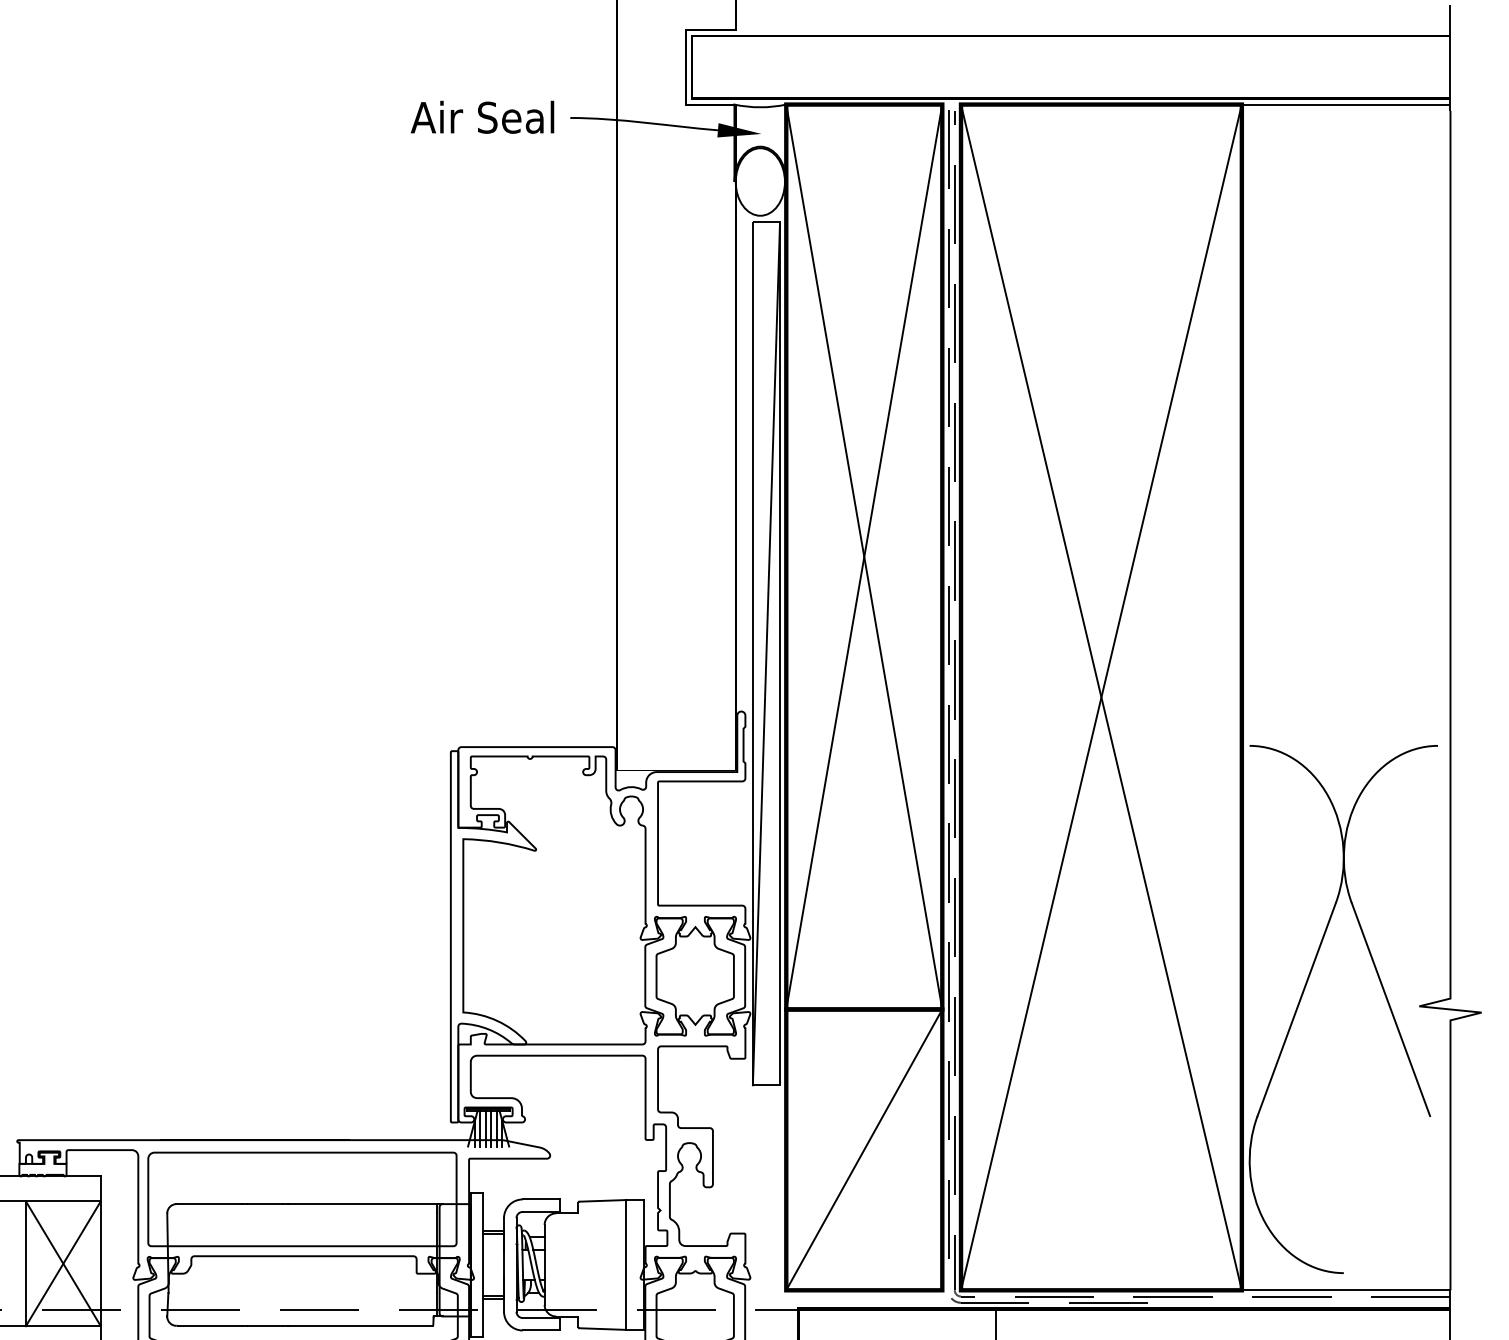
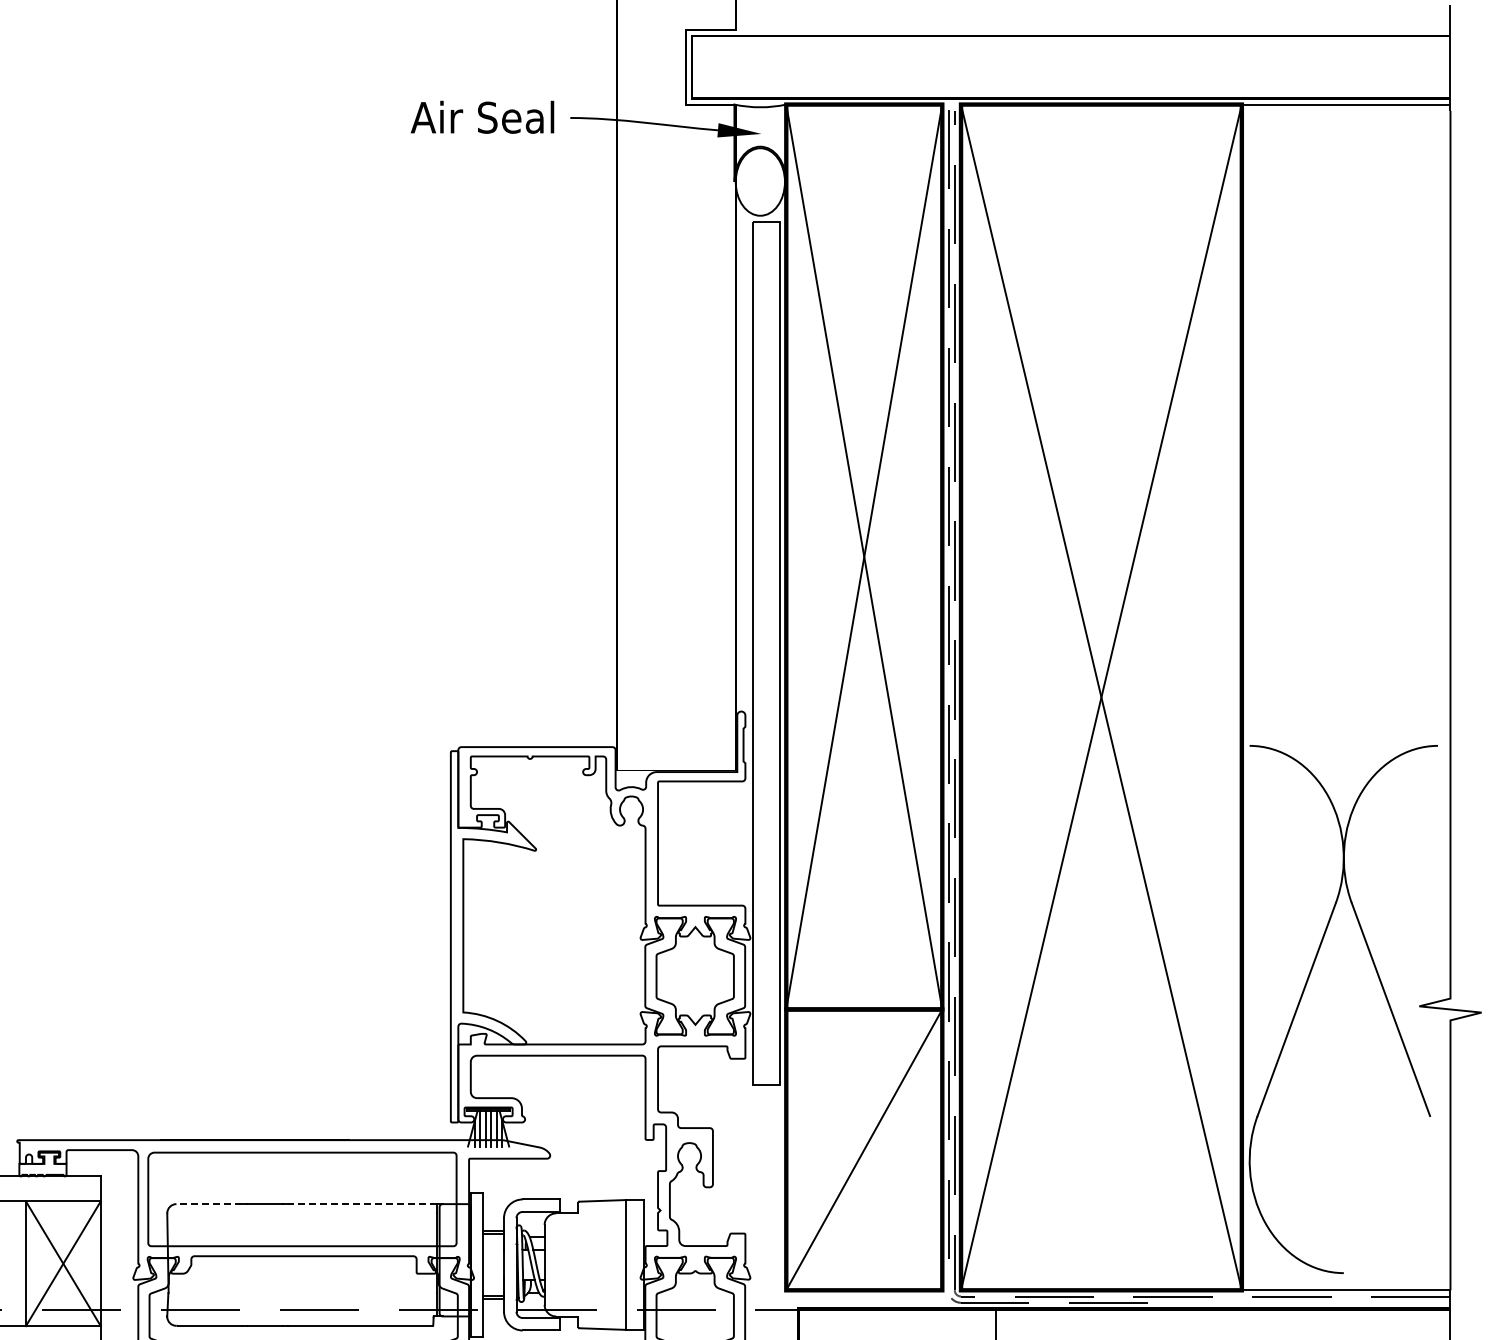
line: present -> none (766, 653)
line: solid -> dashed (209, 1204)
line: solid -> dashed (361, 1204)
